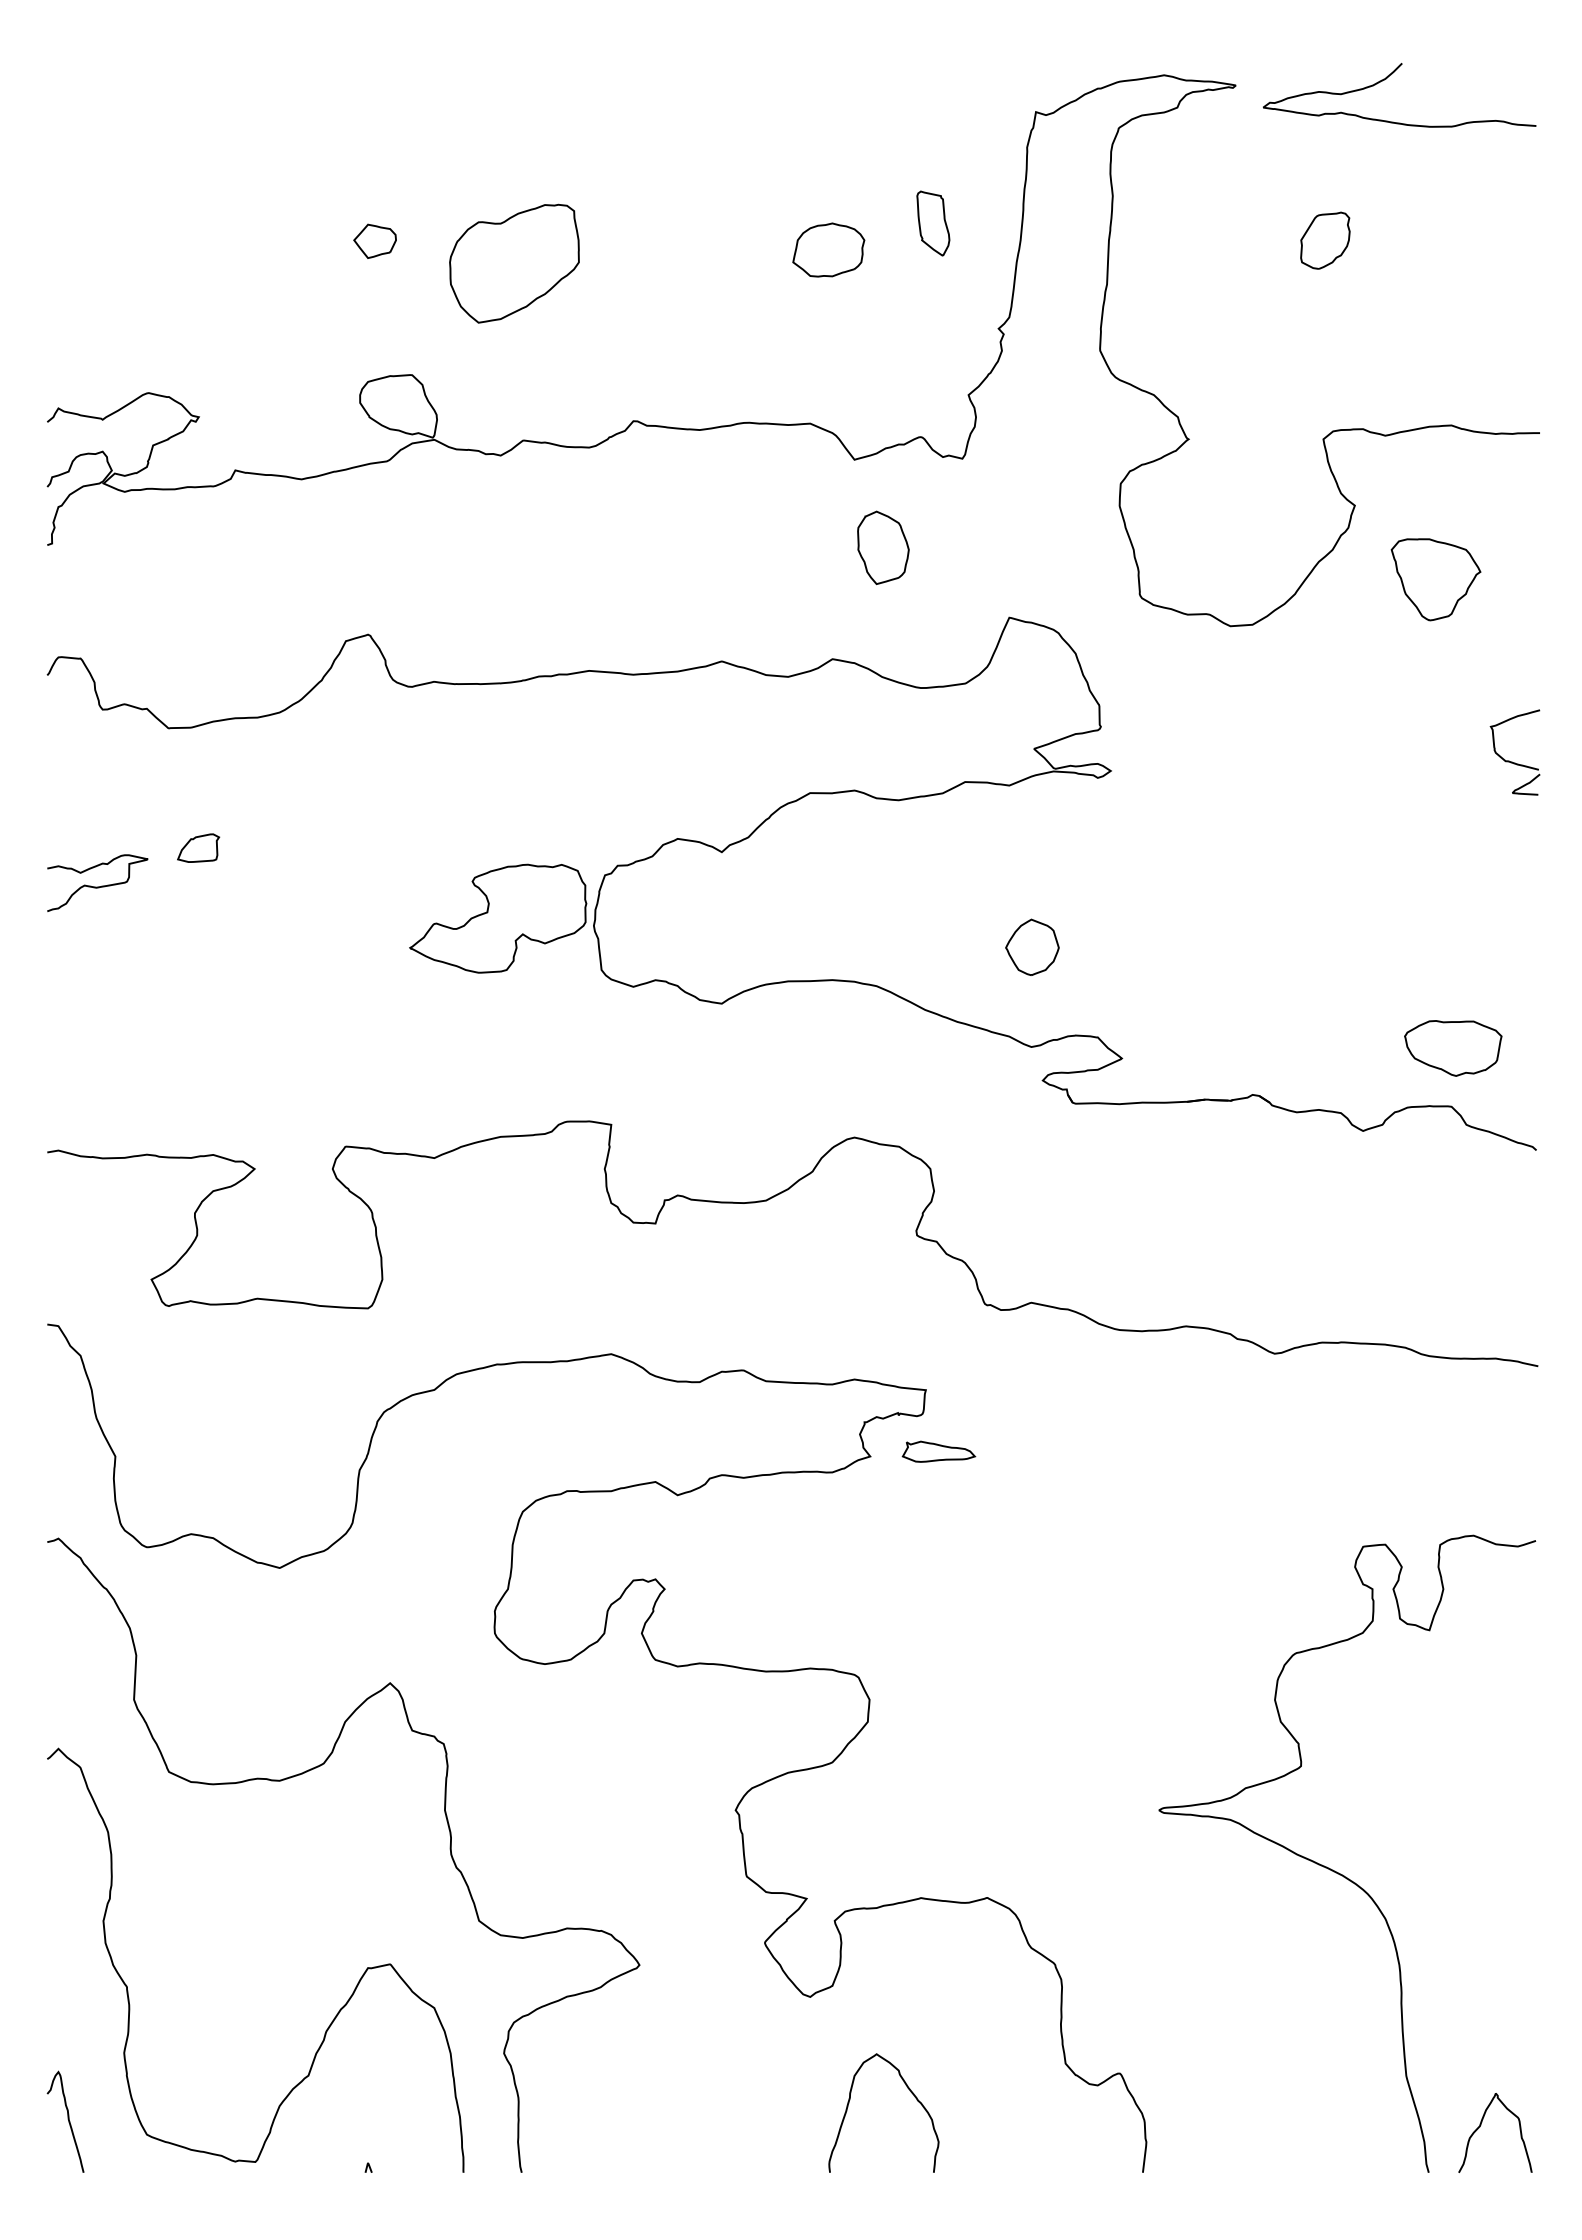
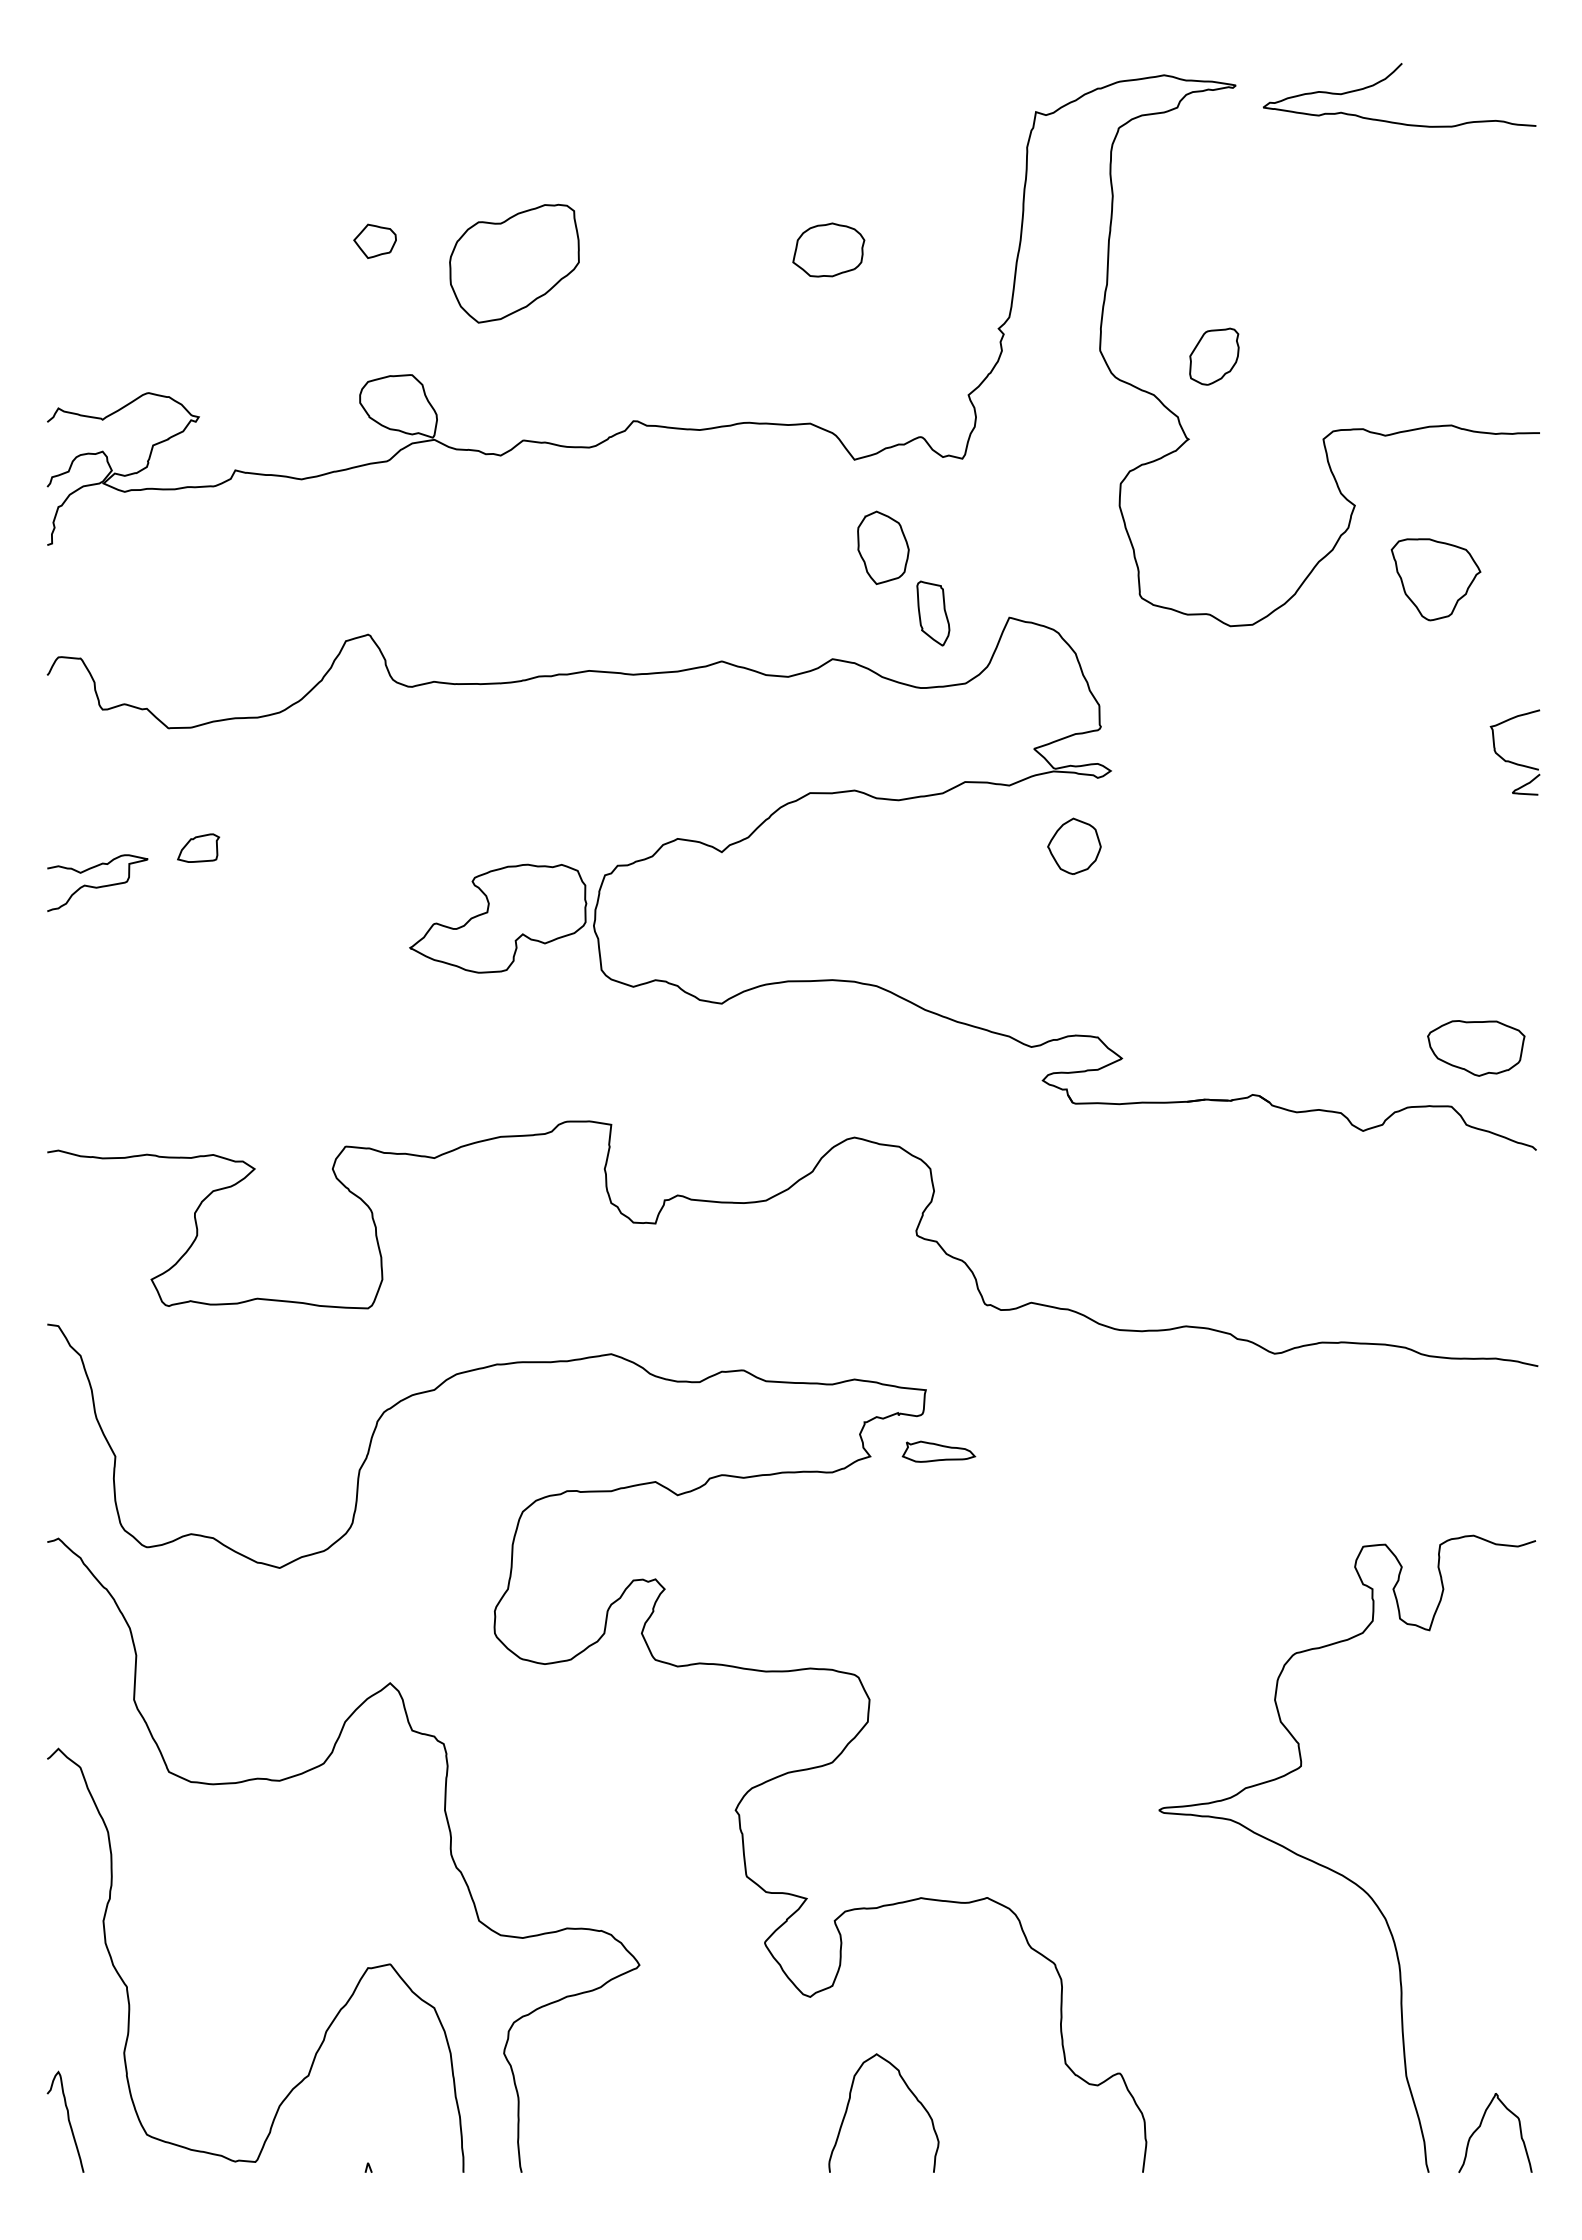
part position: (933, 223) -> (933, 613) (933, 613)
part position: (1325, 240) -> (1214, 356) (1214, 356)
part position: (1032, 946) -> (1074, 845) (1074, 845)
part position: (1453, 1048) -> (1476, 1048) (1476, 1048)
